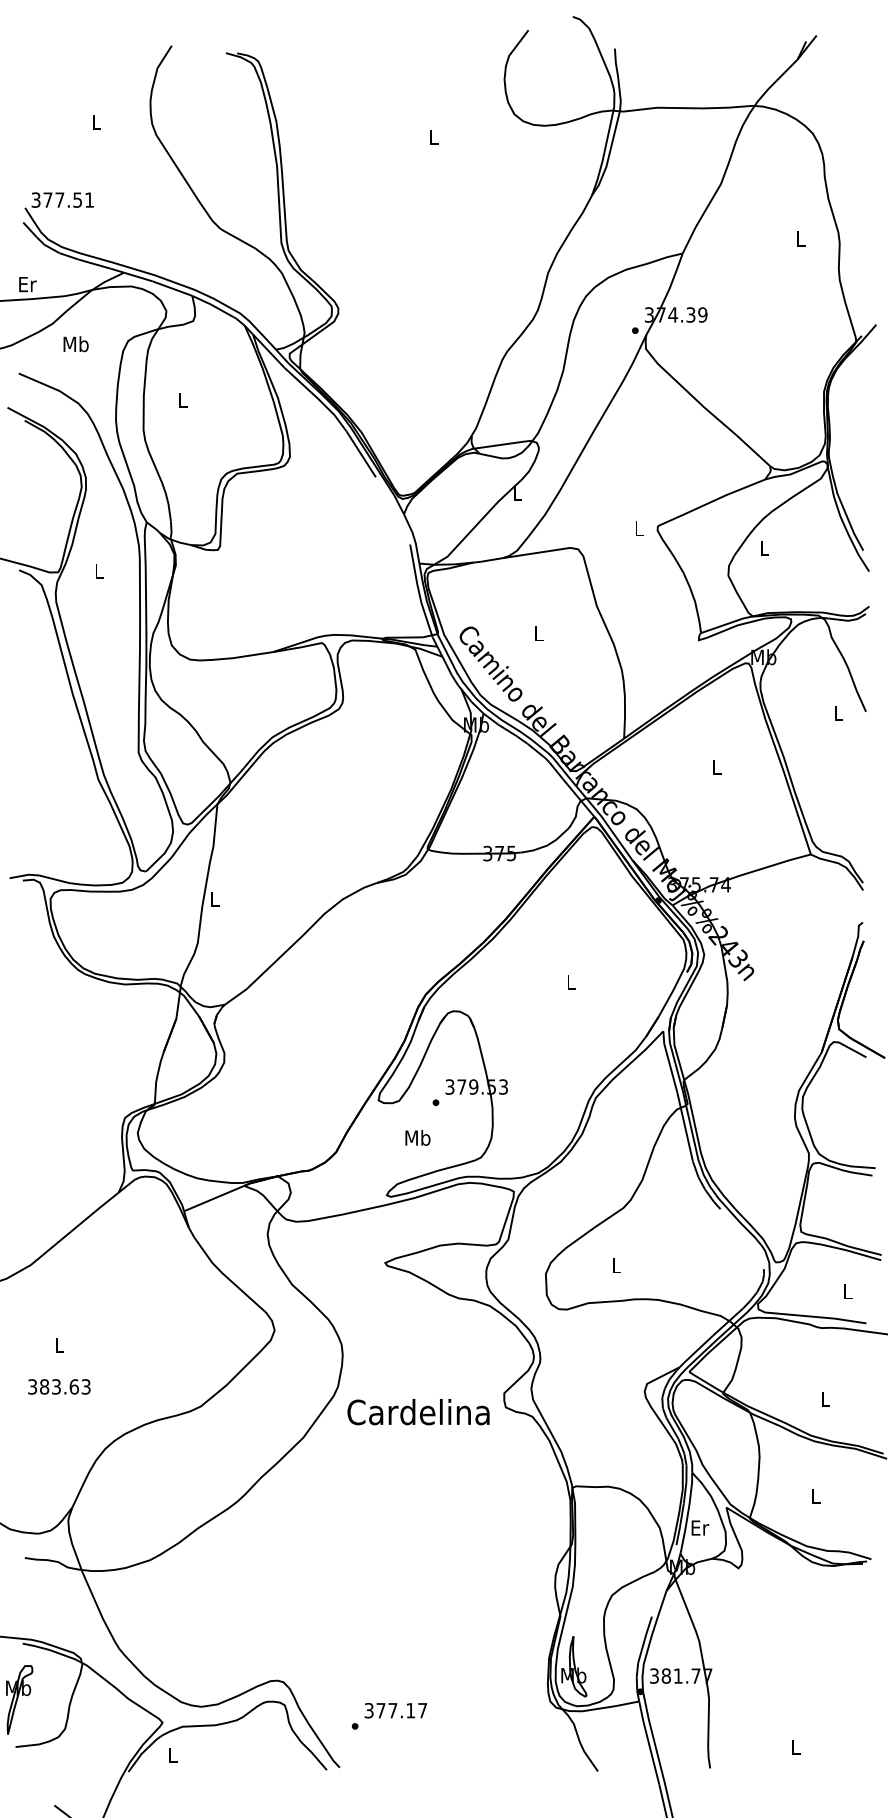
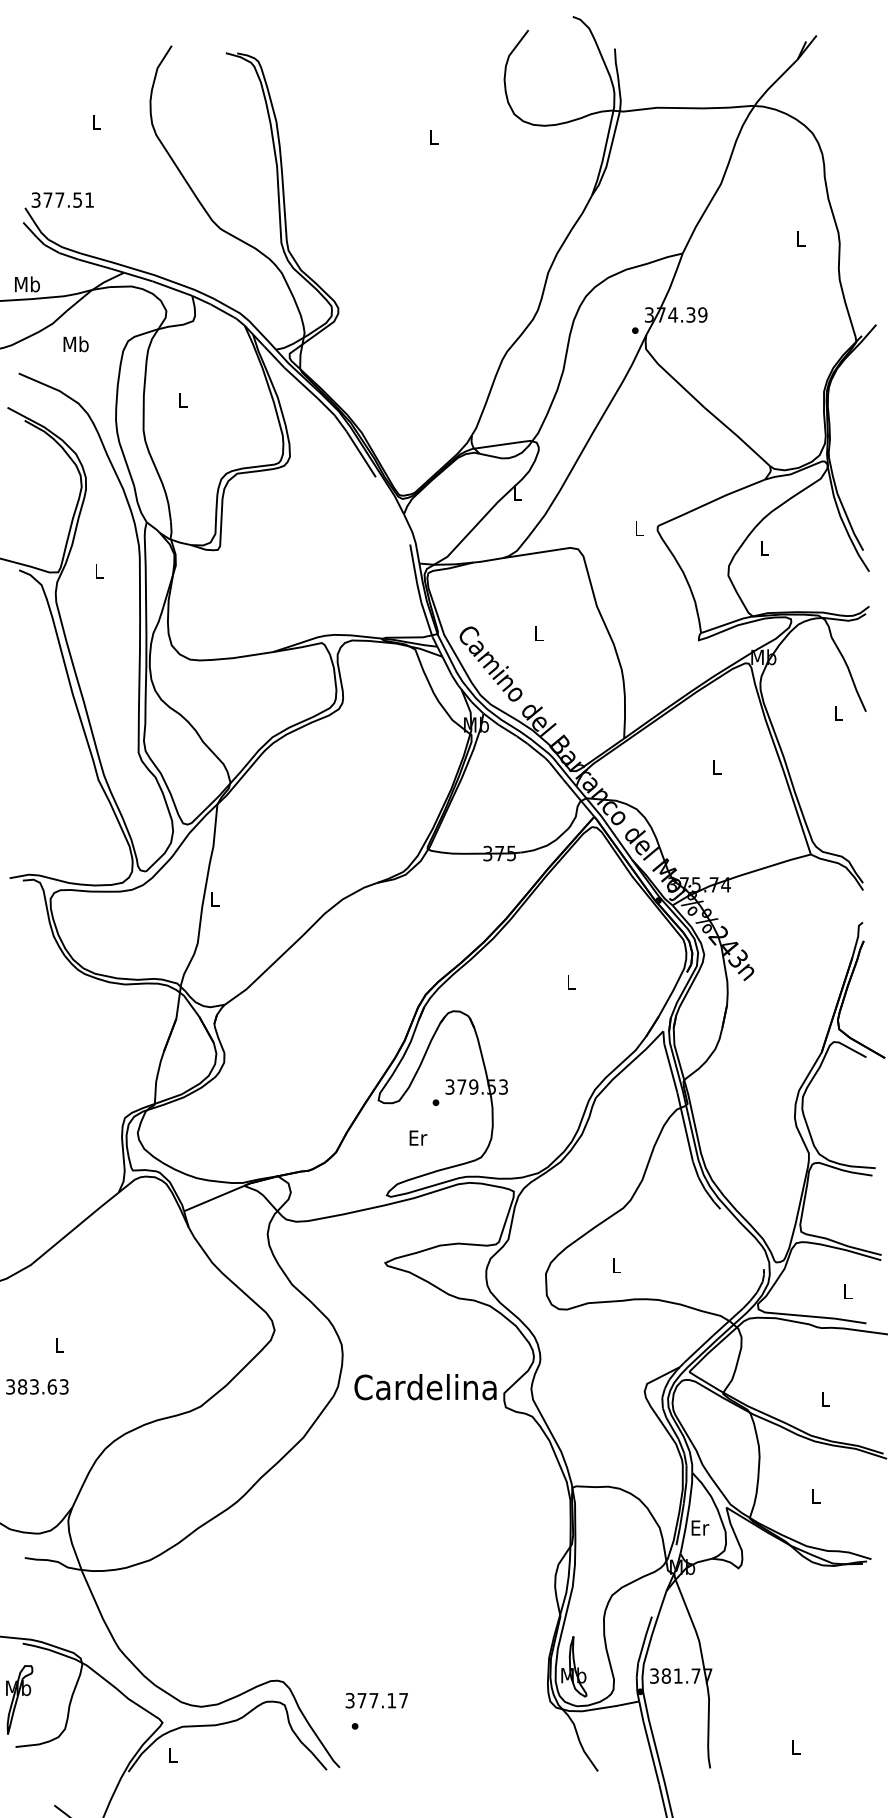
text: Er -> Mb (27, 284)
text: Mb -> Er (417, 1137)
text position: (59, 1386) -> (37, 1386) (37, 1386)
text position: (418, 1412) -> (425, 1387) (425, 1387)
text position: (395, 1710) -> (376, 1700) (376, 1700)
